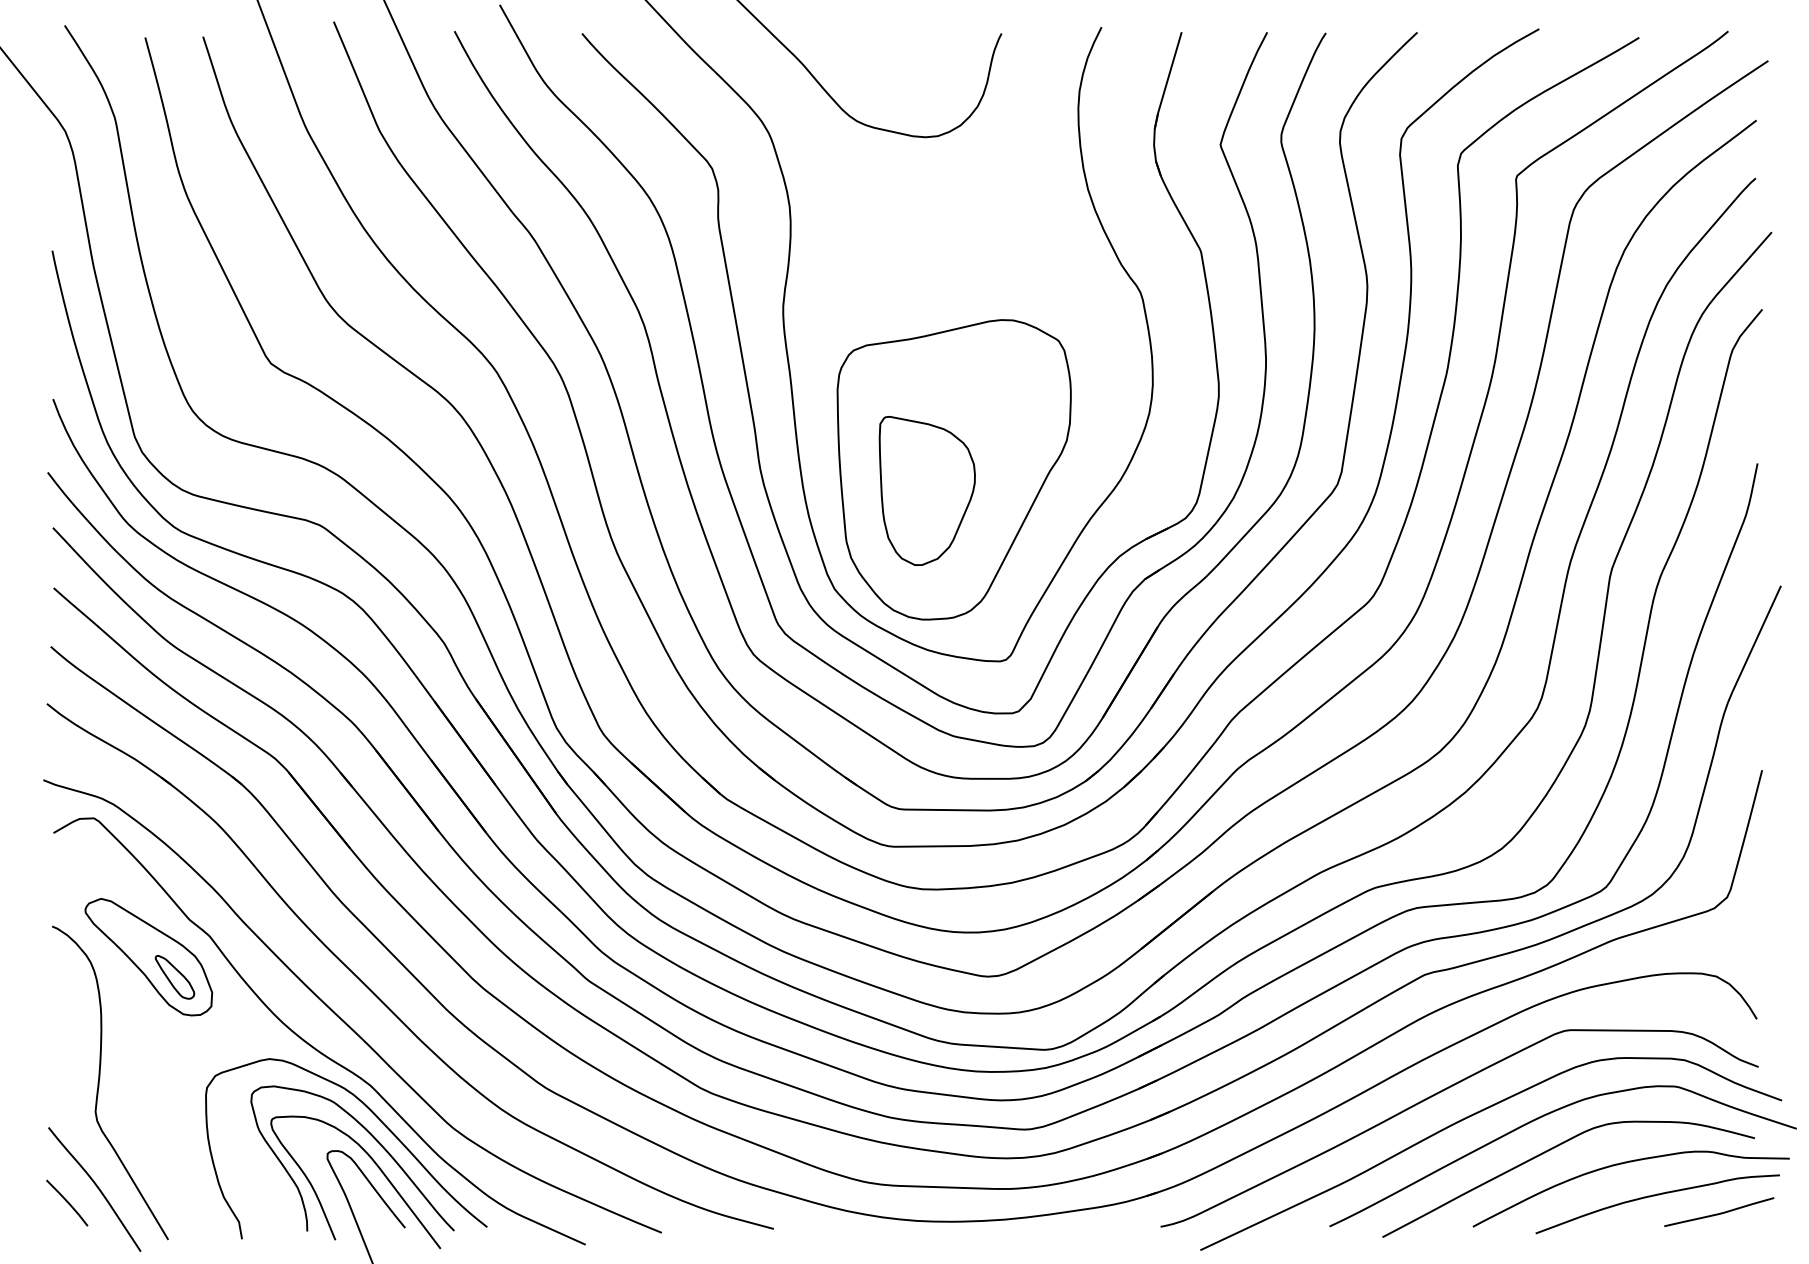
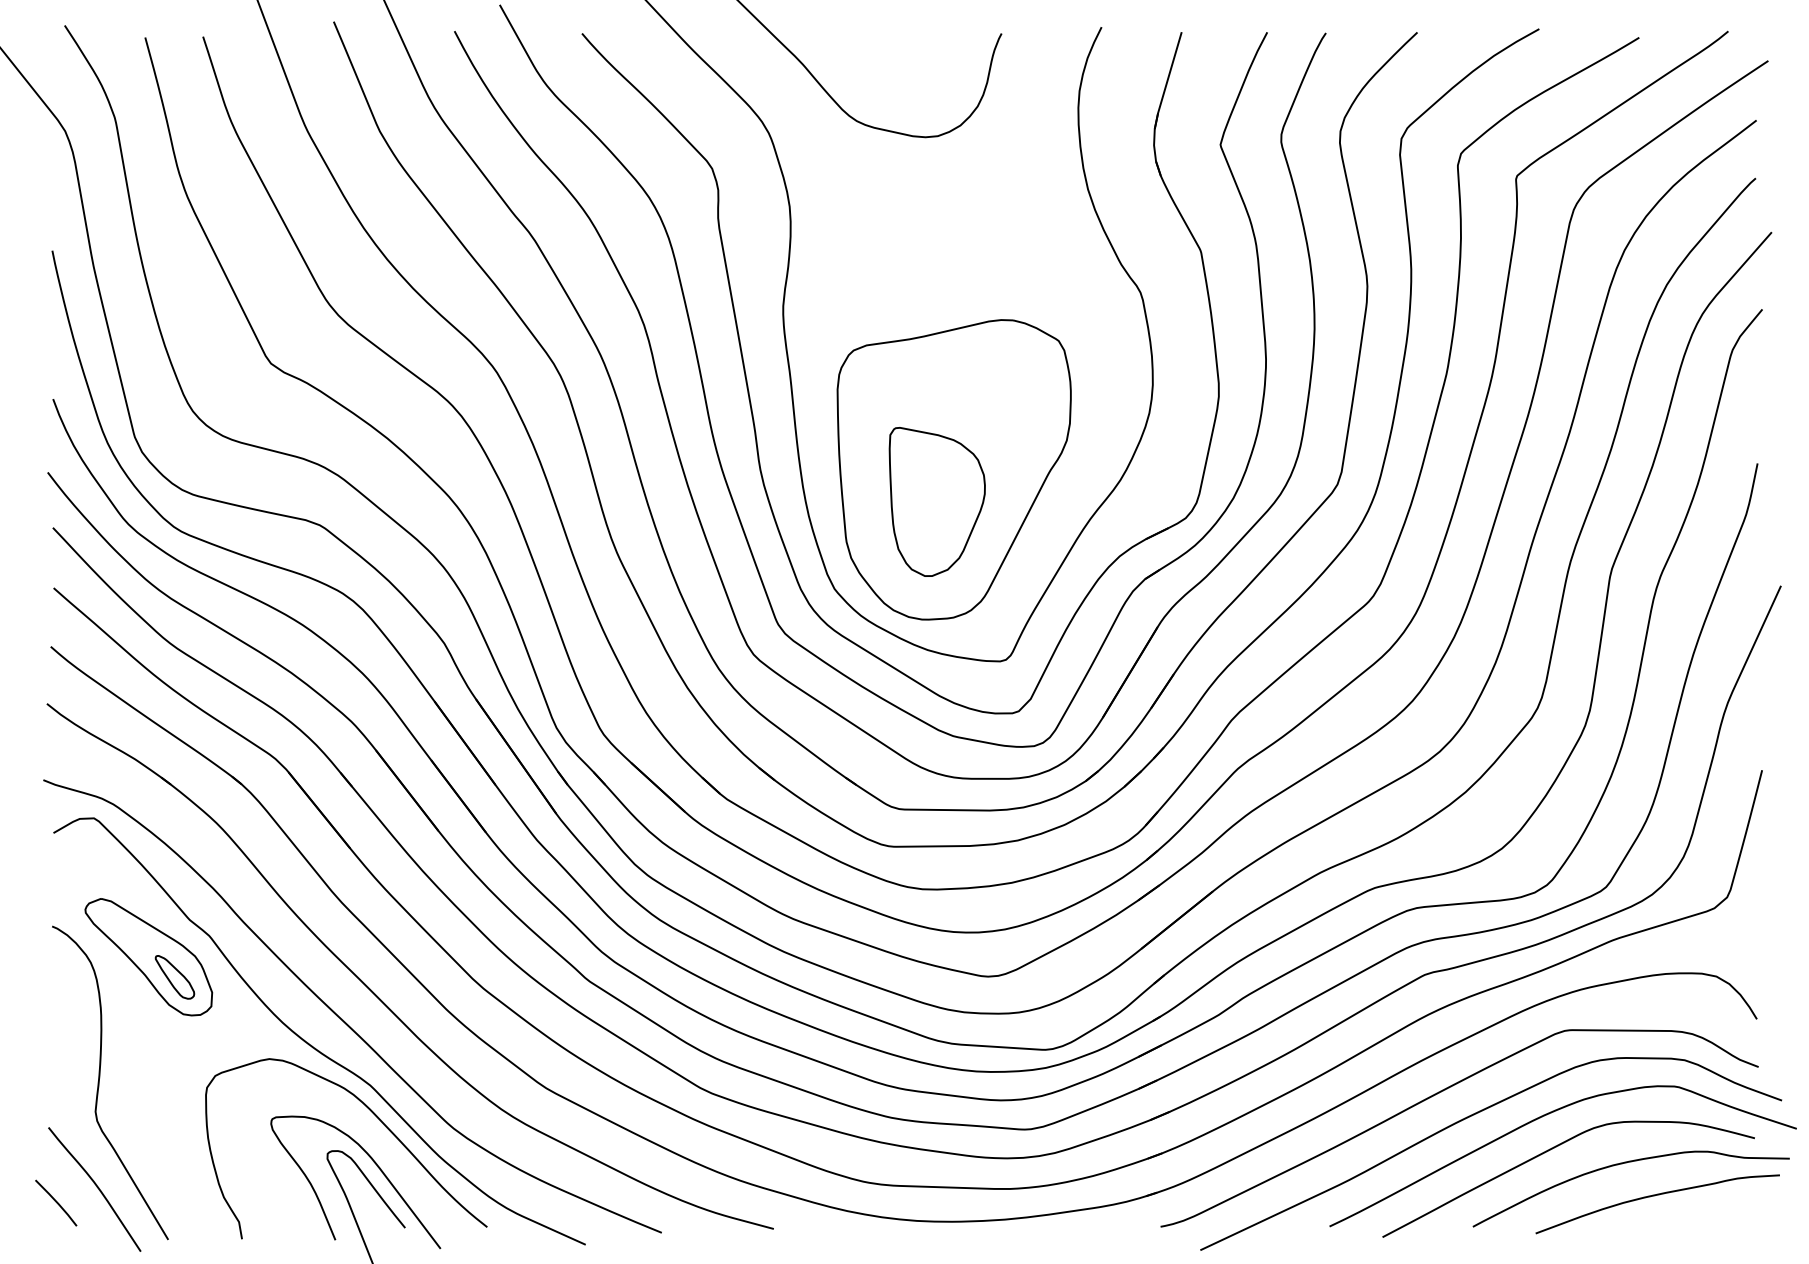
part position: (926, 490) -> (936, 501) (936, 501)
curve: present -> none (372, 1137)
line position: (67, 1202) -> (56, 1202) (56, 1202)
curve: present -> none (1720, 1212)
